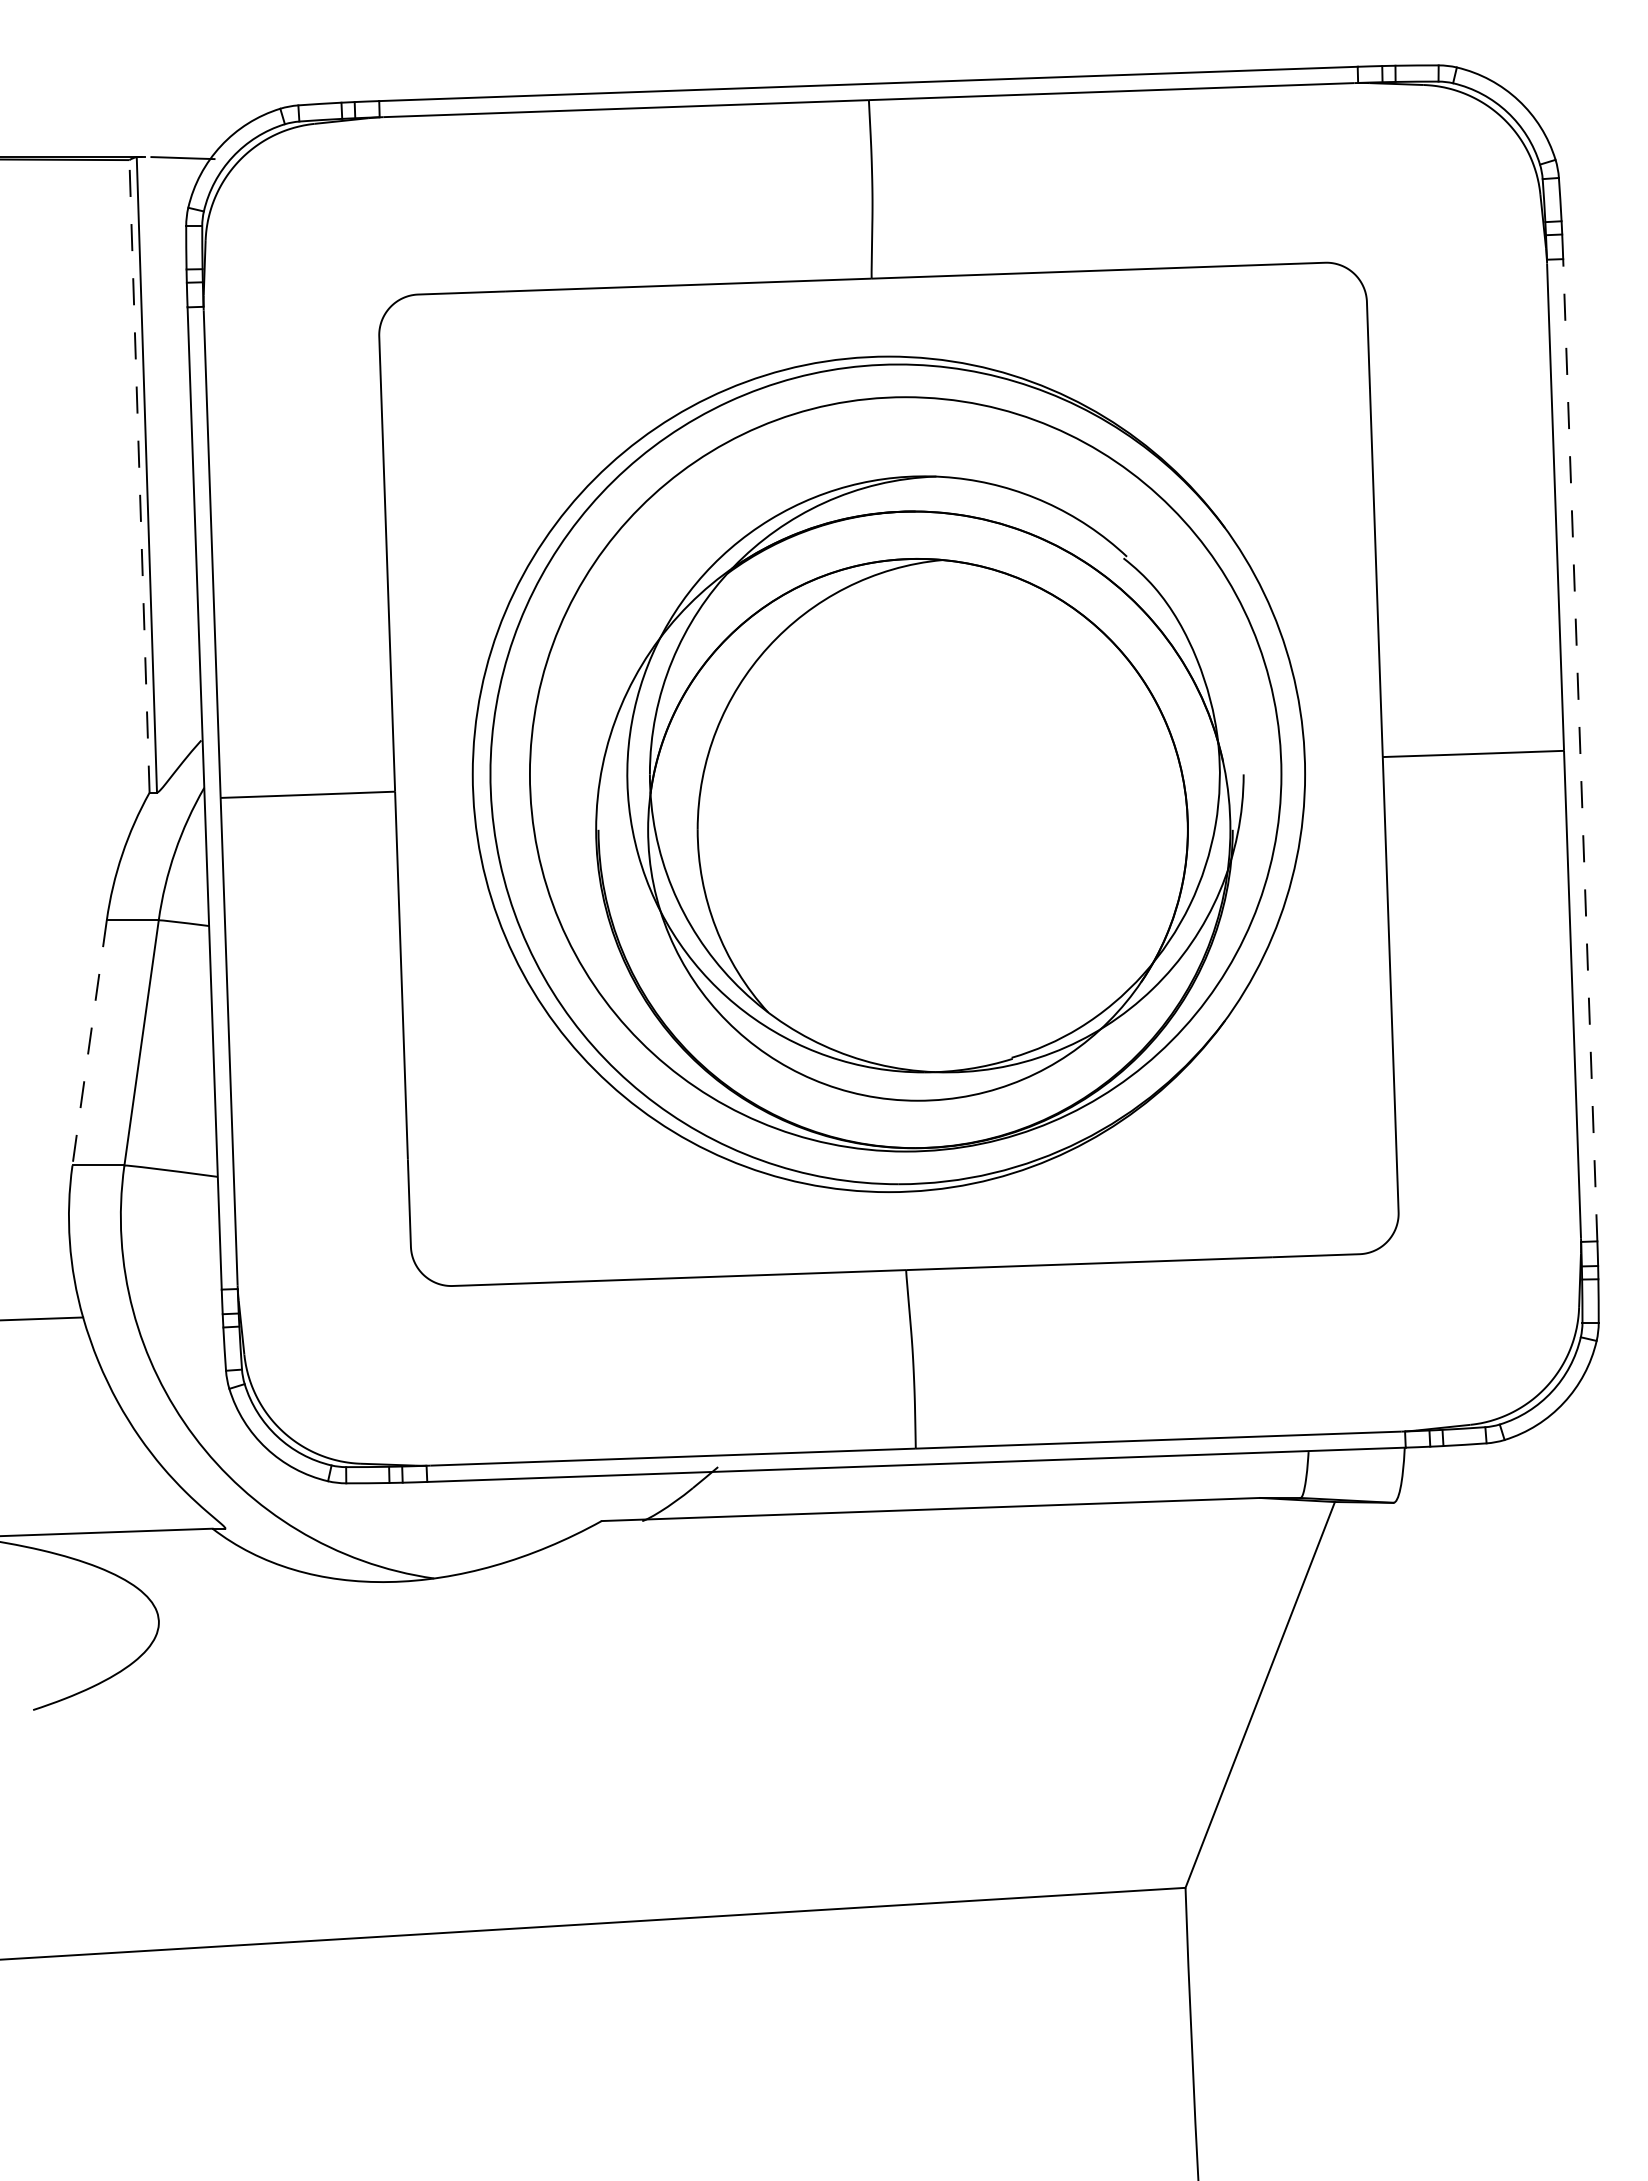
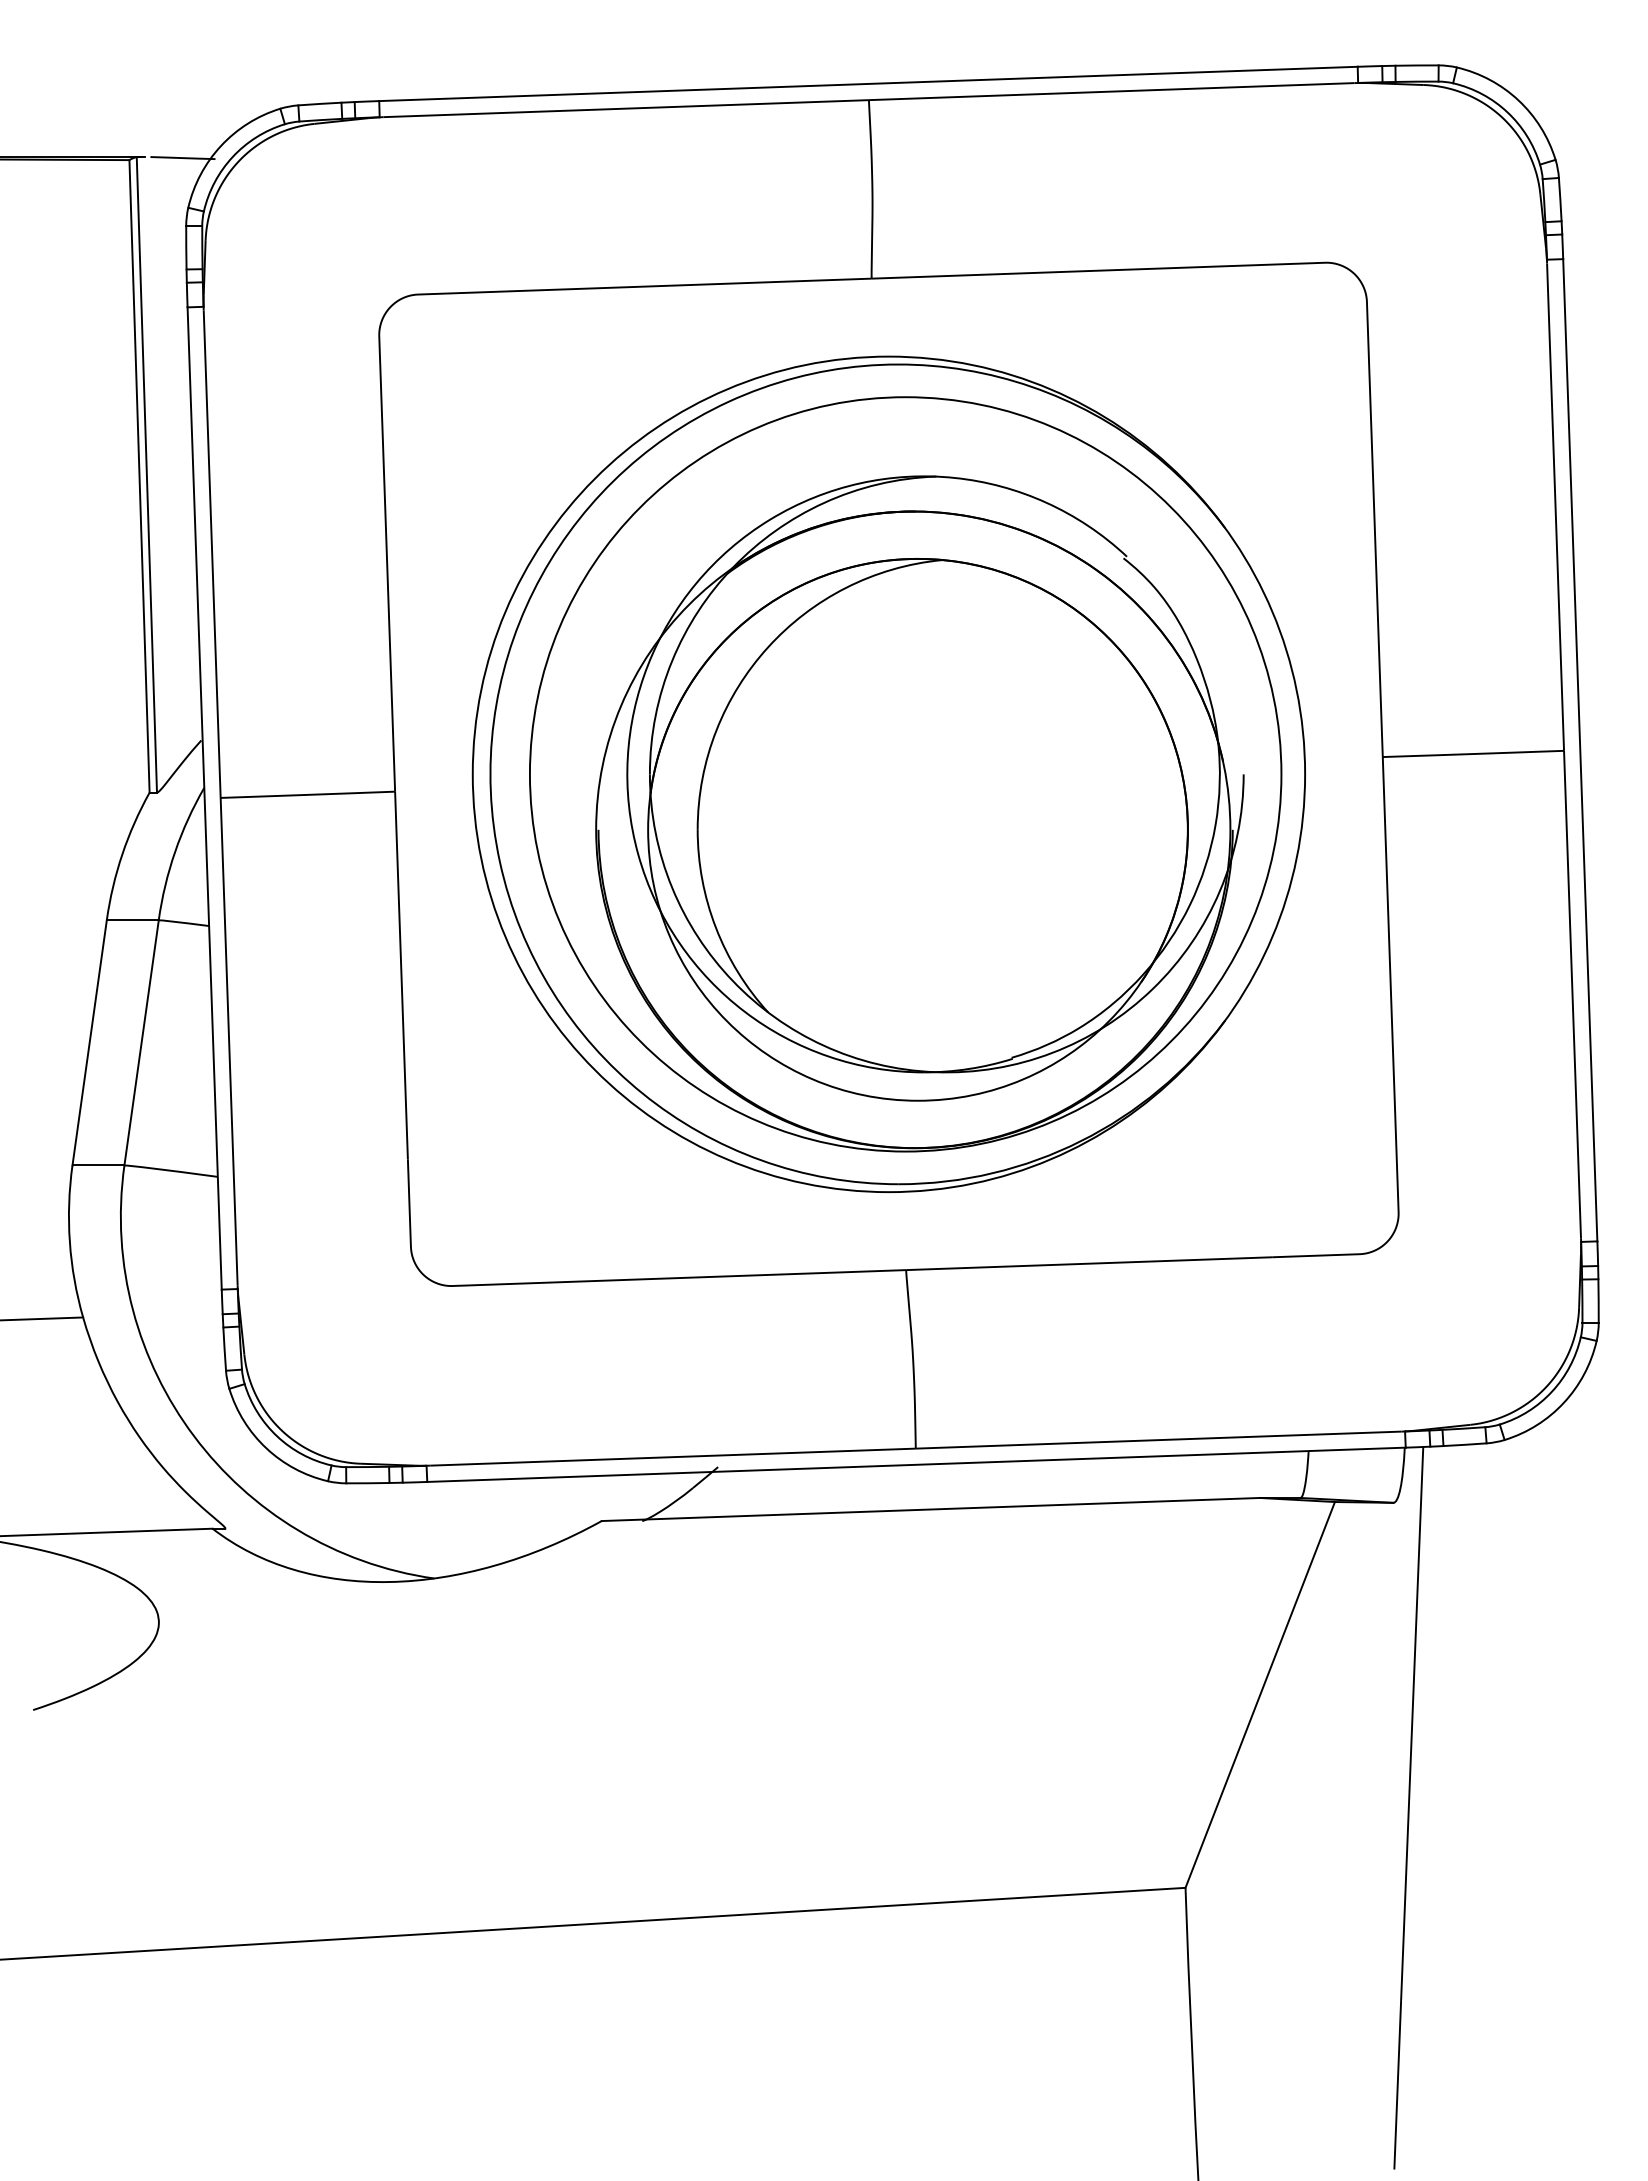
line: dashed -> solid (139, 475)
line: dashed -> solid (1580, 749)
line: dashed -> solid (89, 1042)
line: none -> present (1408, 1807)
